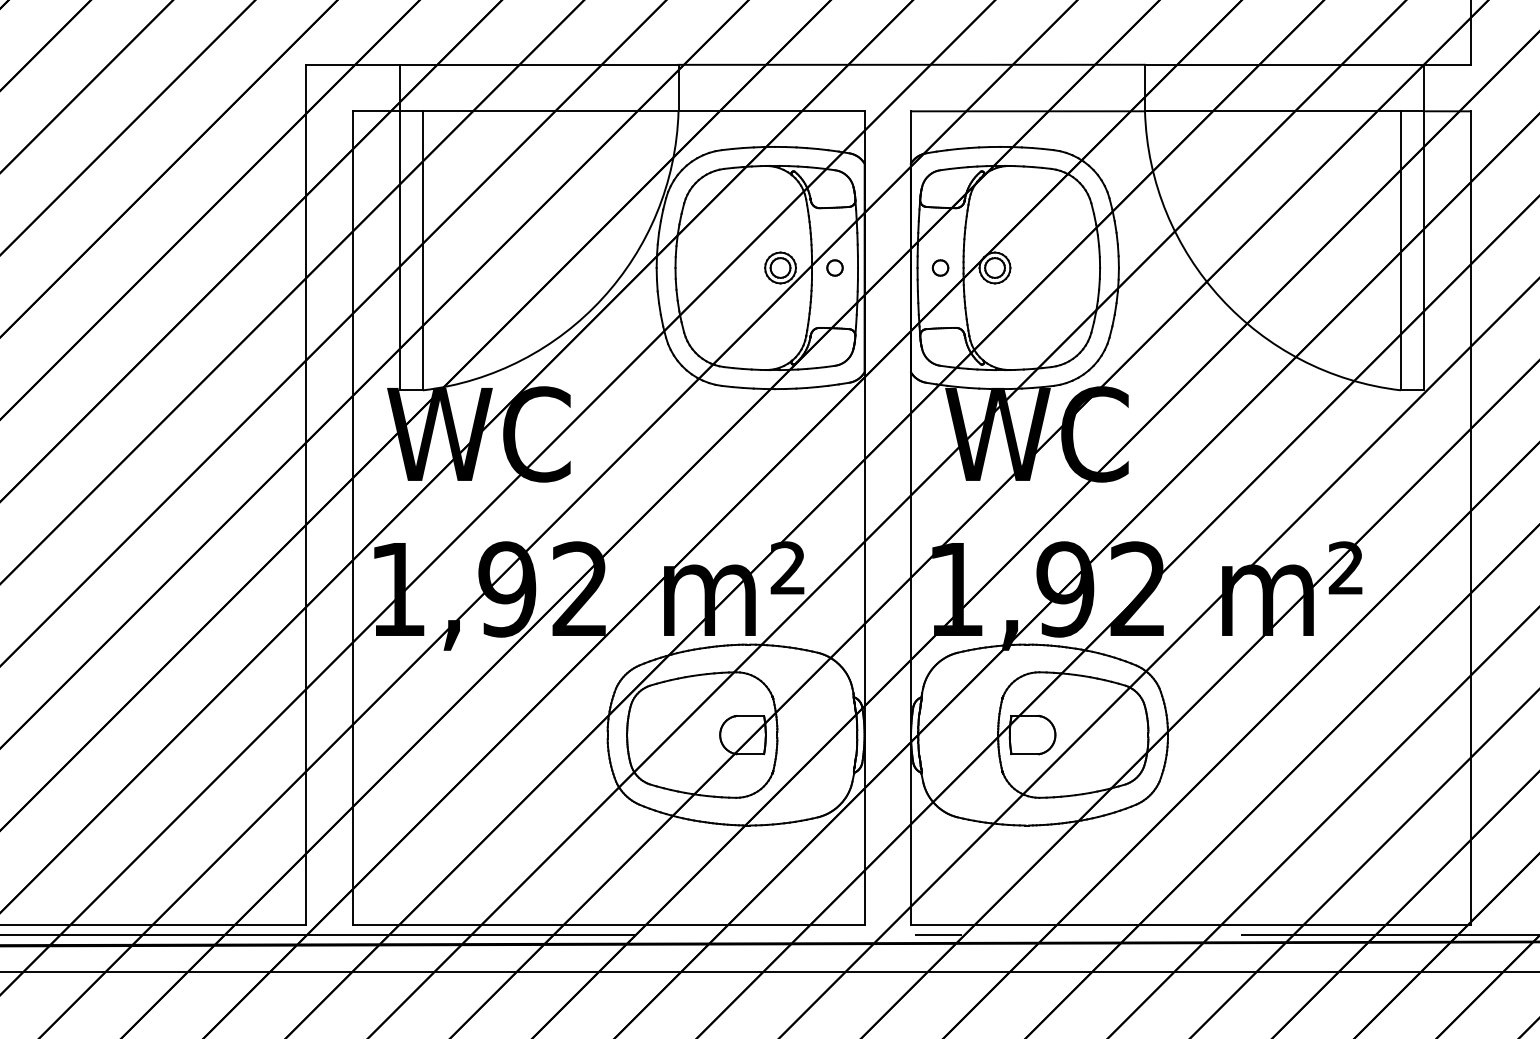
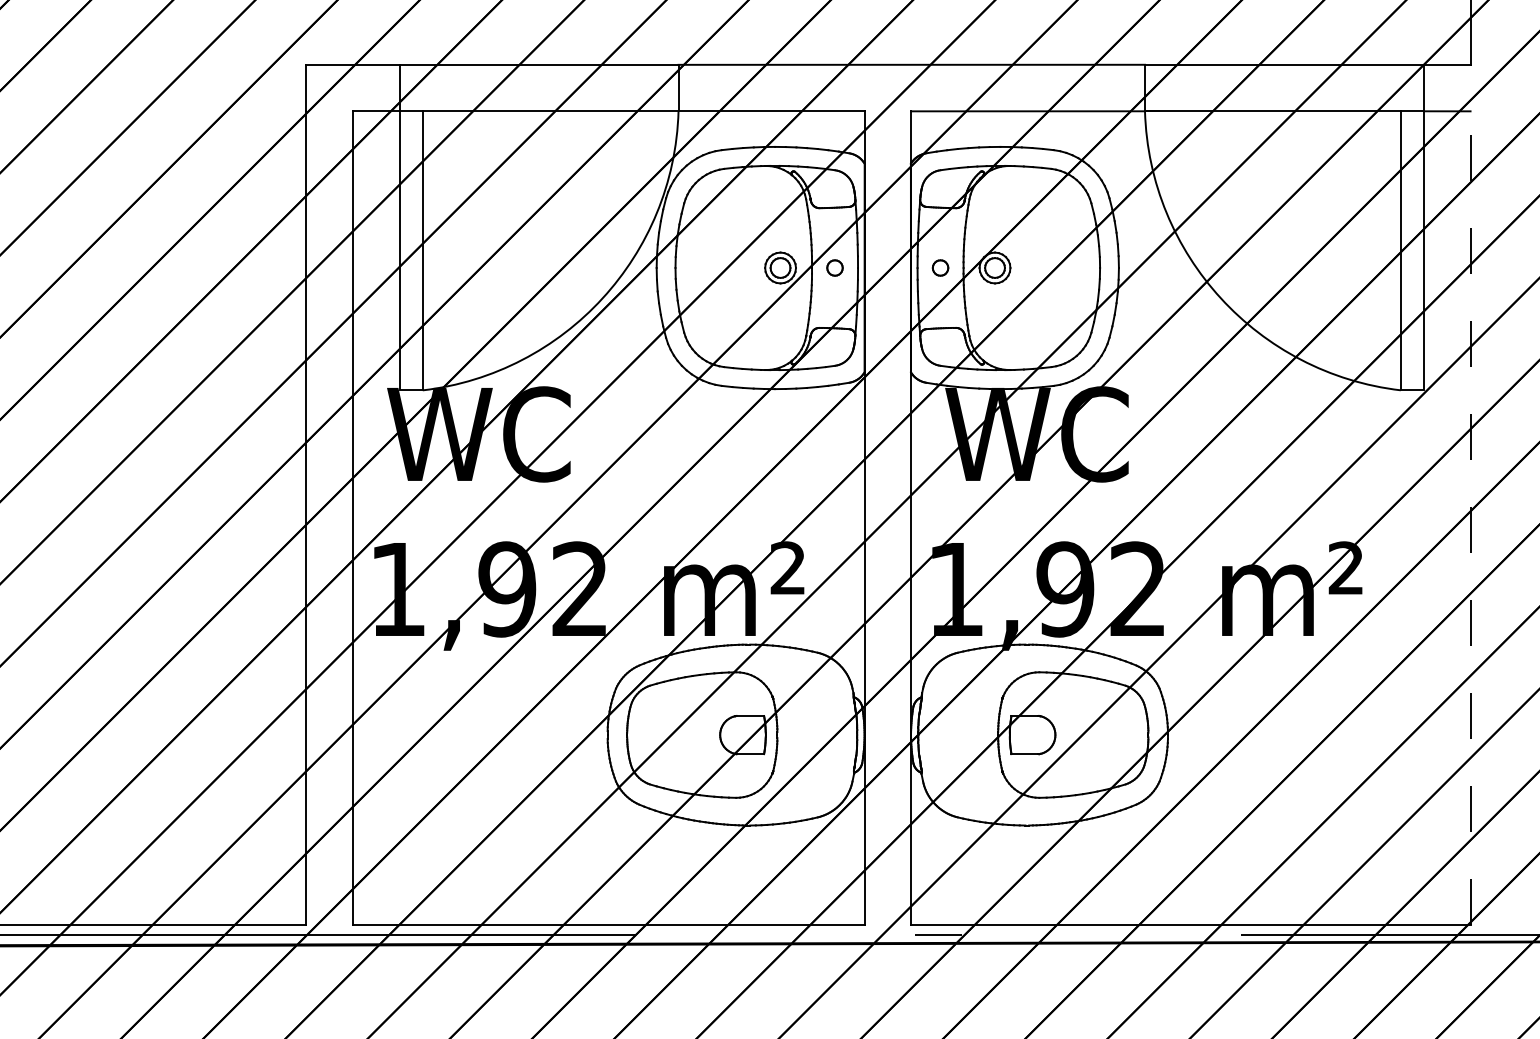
line: solid -> dashed (1470, 518)
line: present -> none (769, 971)
